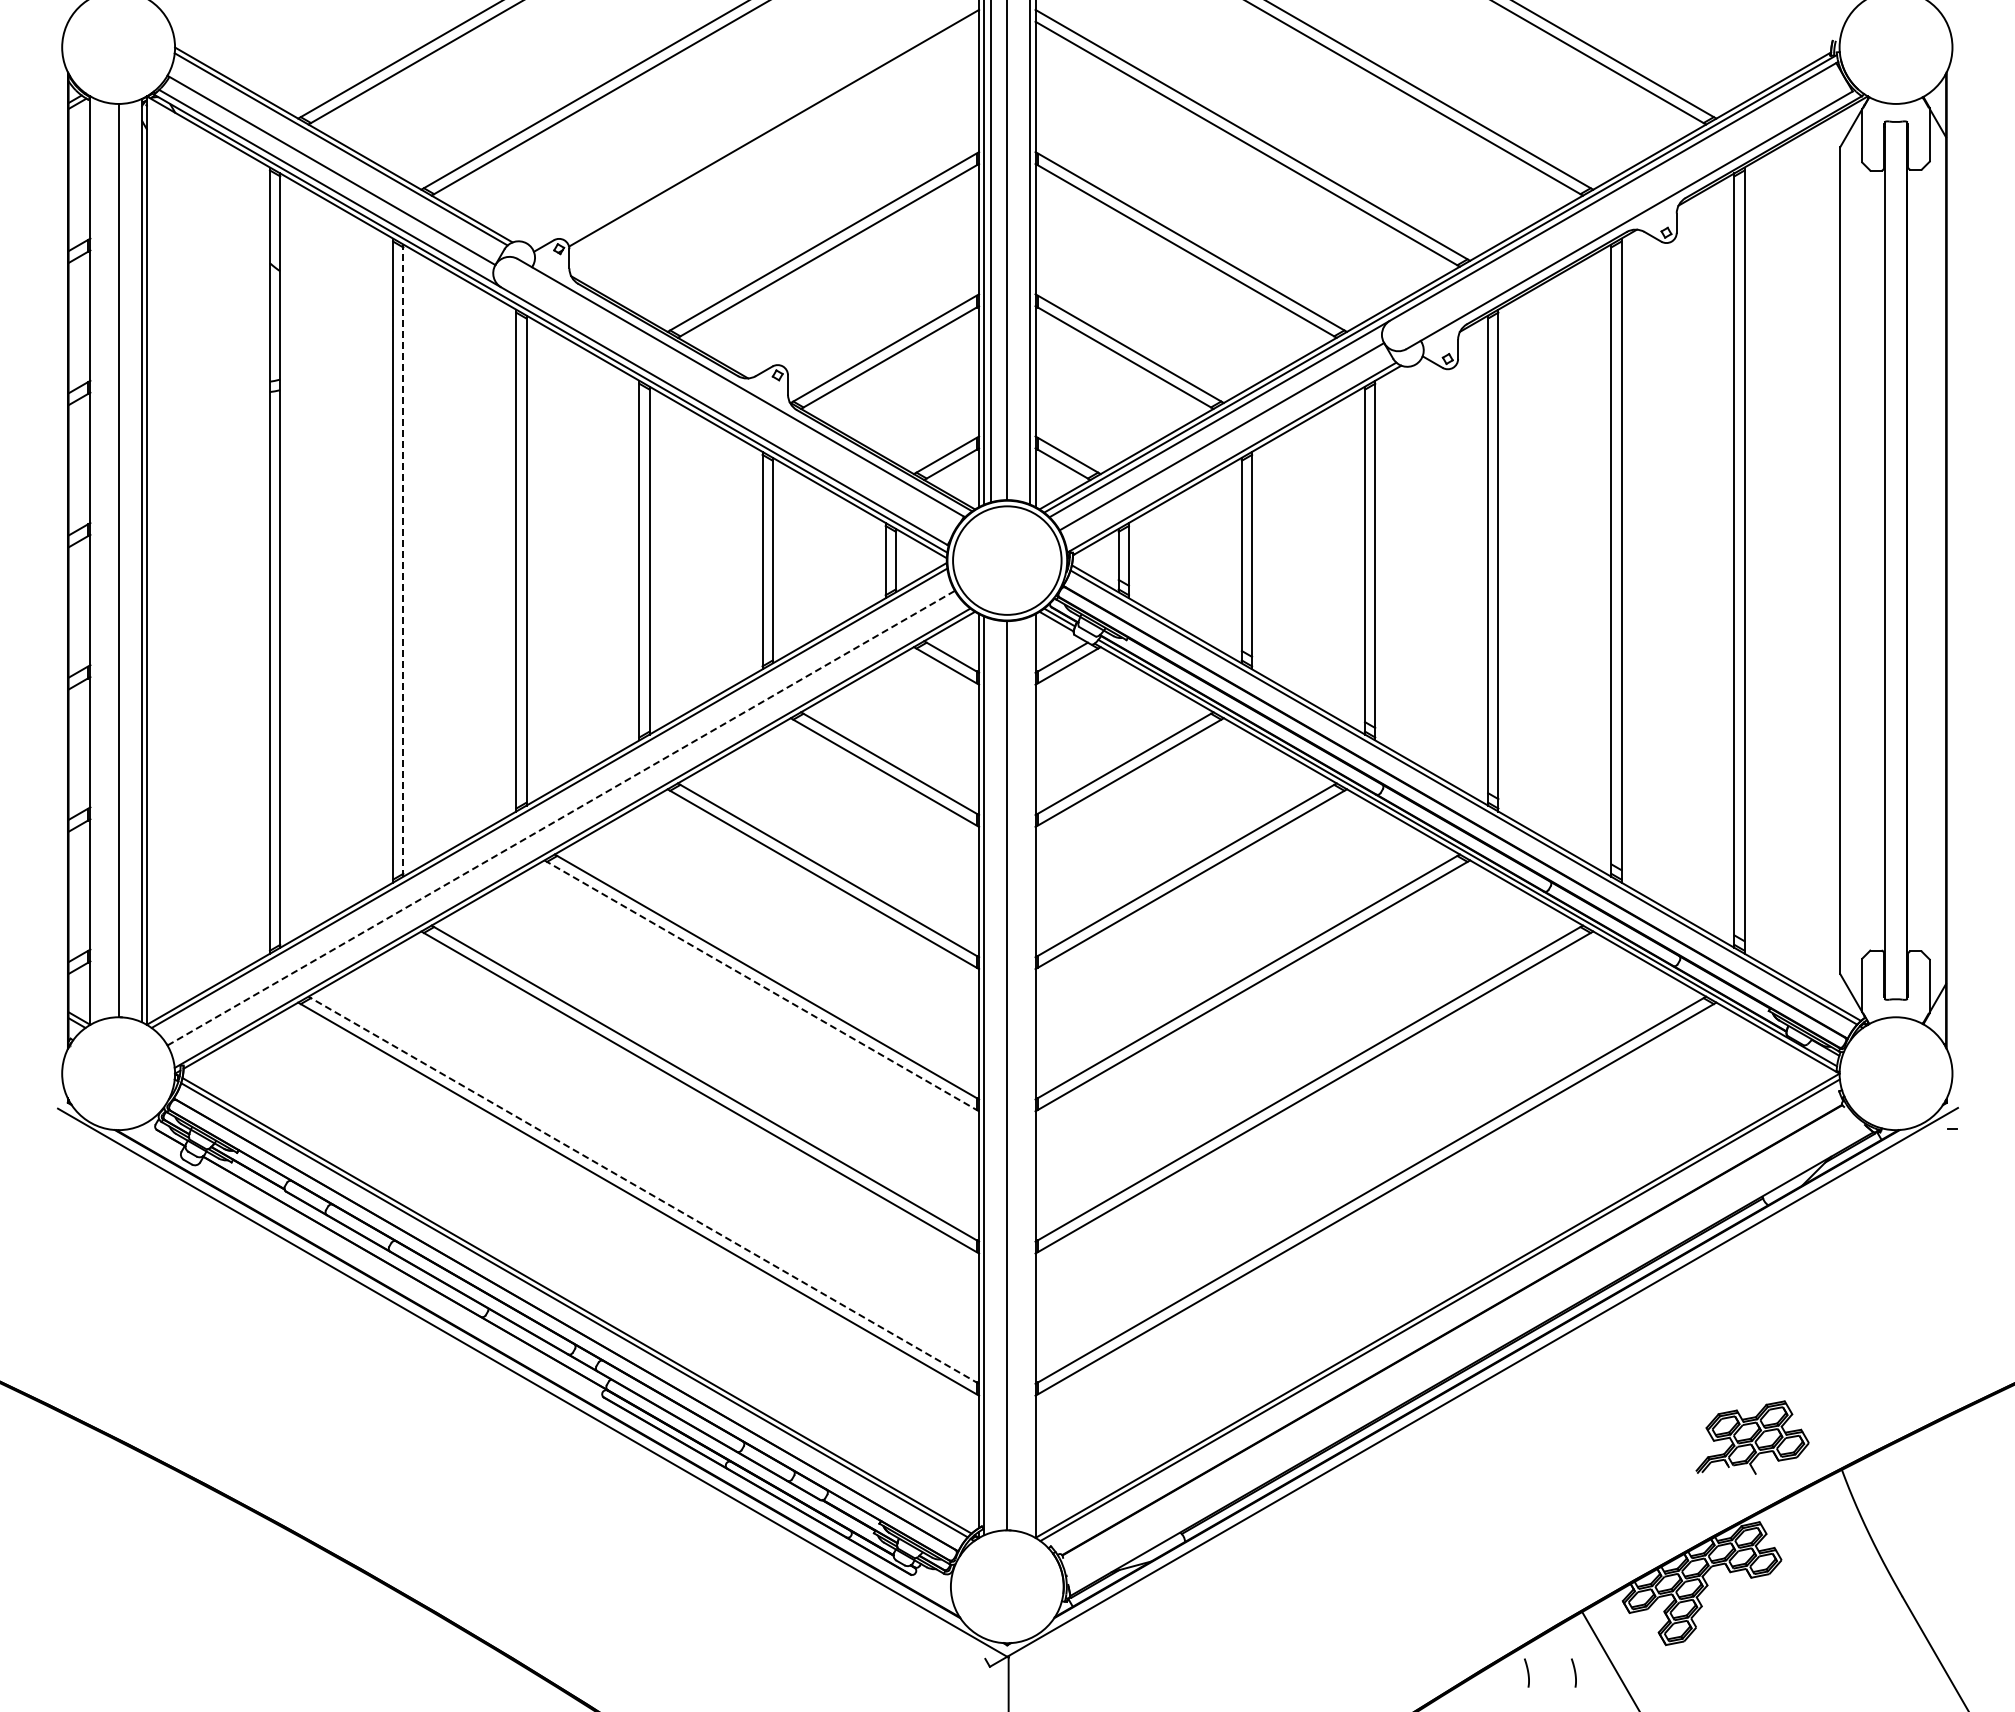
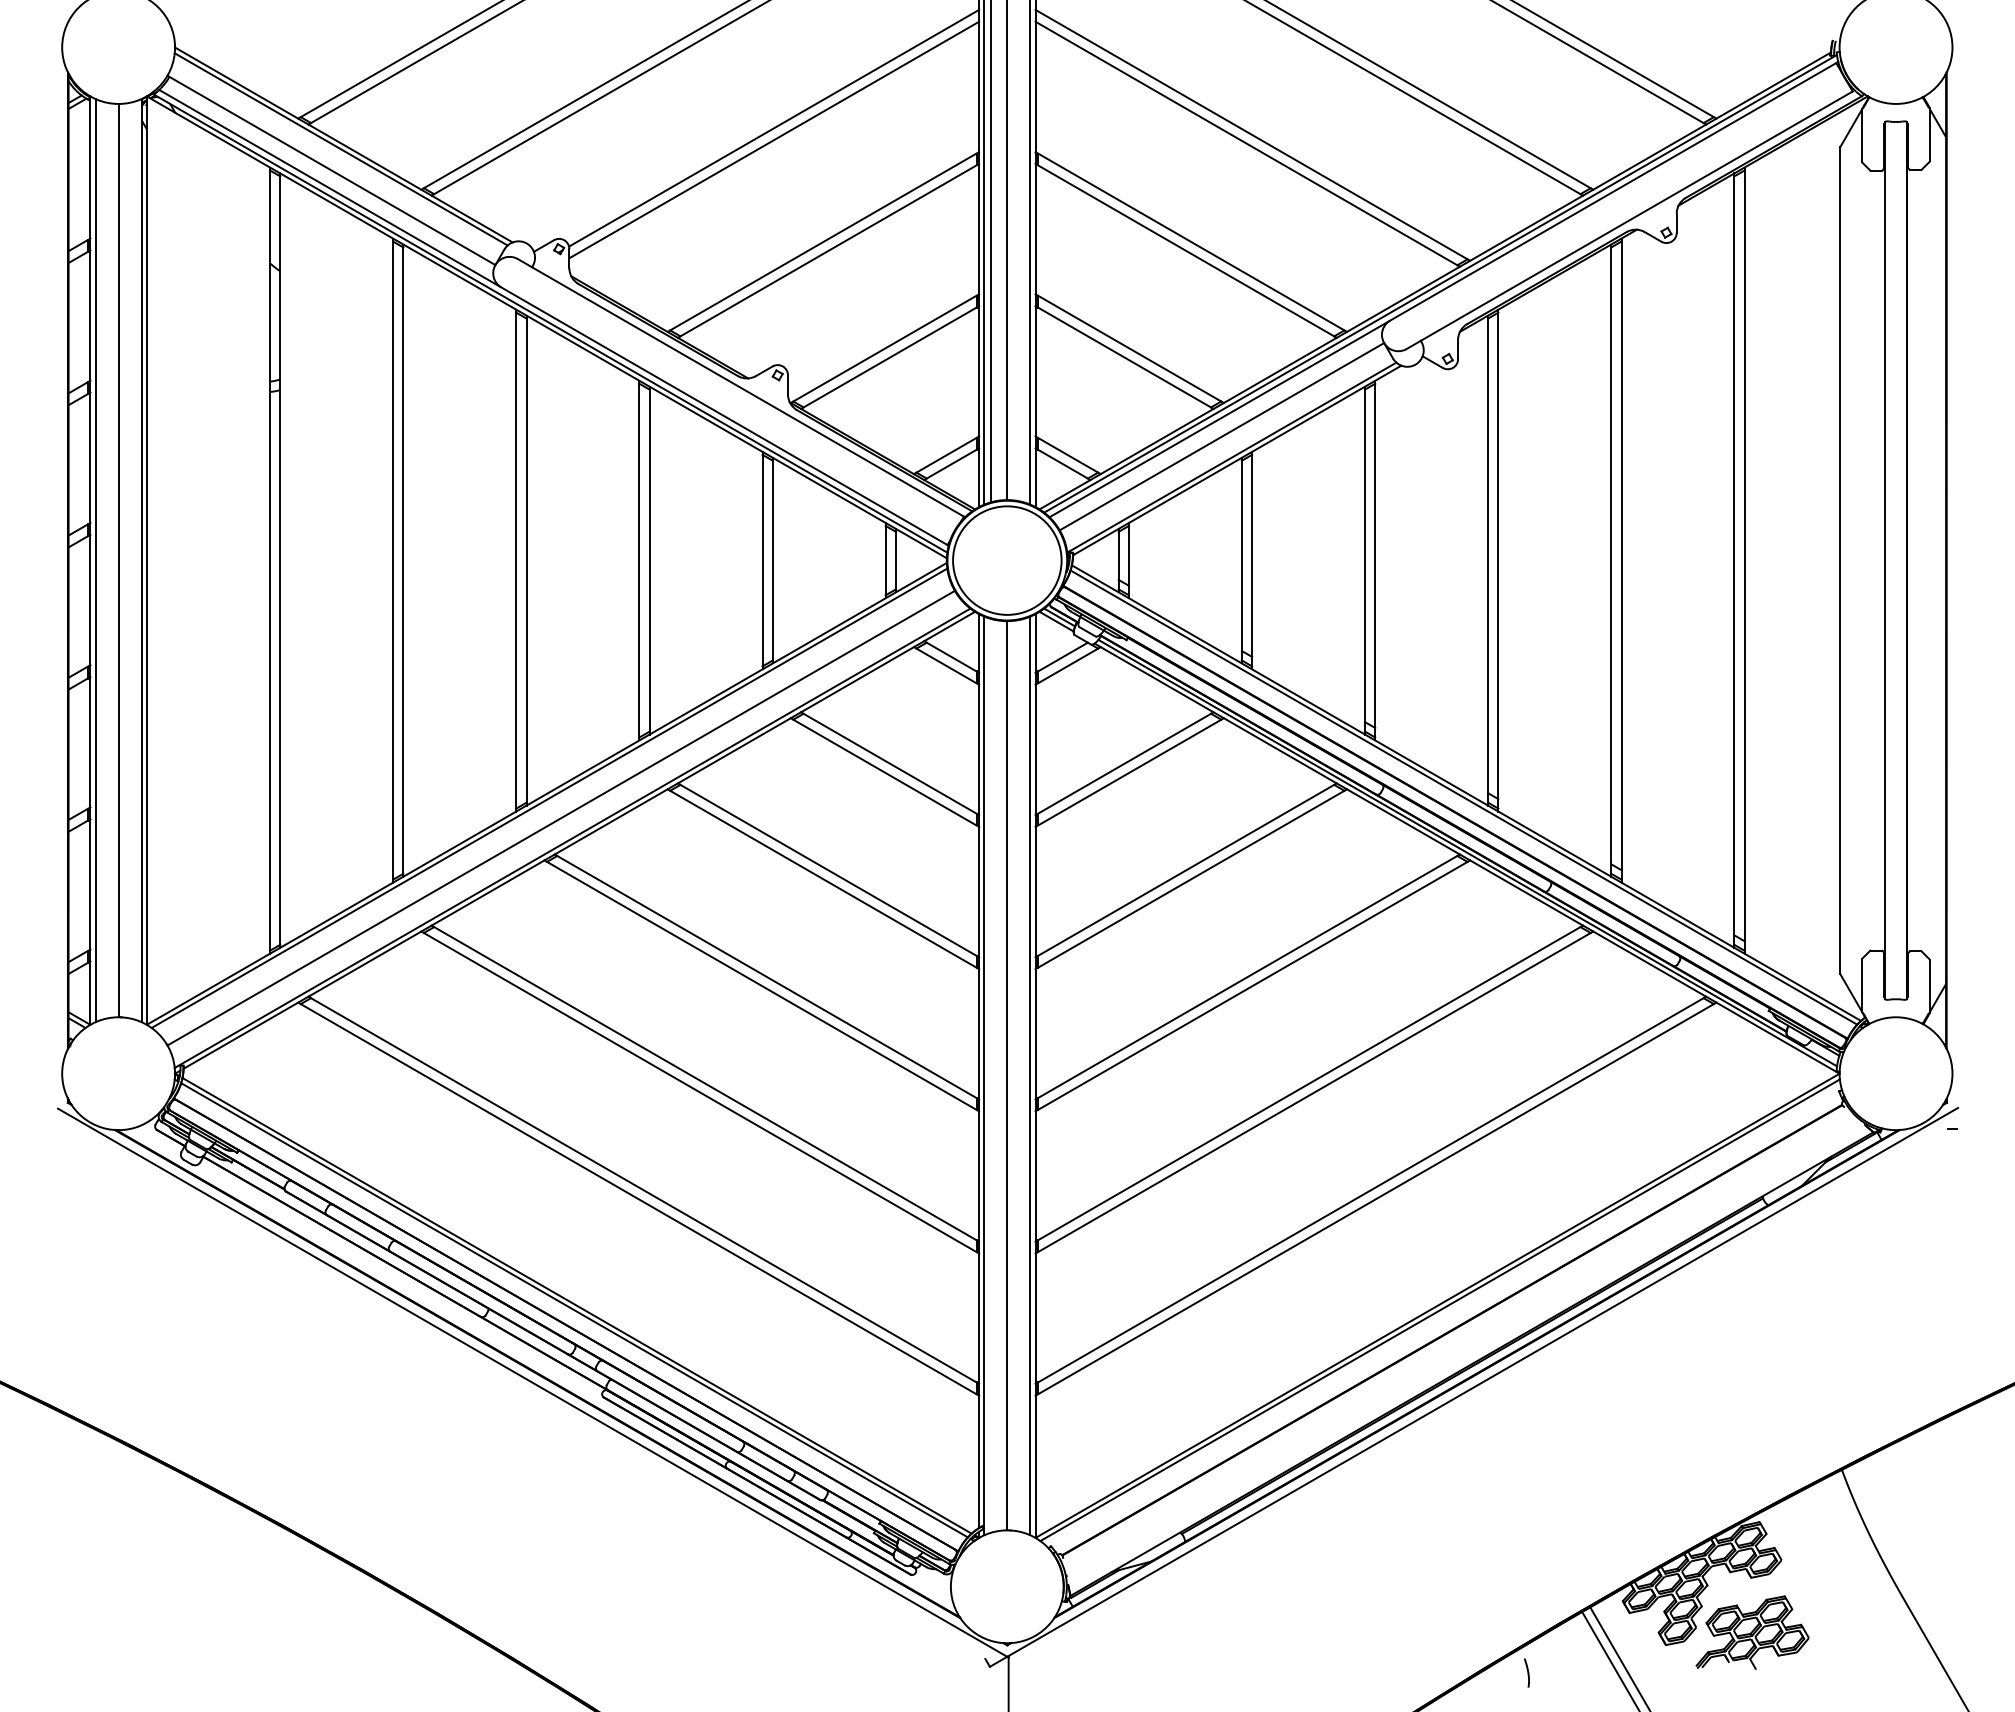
line: none -> present (774, 139)
line: none -> present (95, 560)
line: dashed -> solid (403, 560)
line: dashed -> solid (561, 818)
line: dashed -> solid (761, 985)
line: none -> present (1030, 1075)
line: dashed -> solid (643, 1190)
part position: (1752, 1437) -> (1752, 1632) (1752, 1632)
line: none -> present (1619, 1657)
curve: present -> none (1574, 1672)
